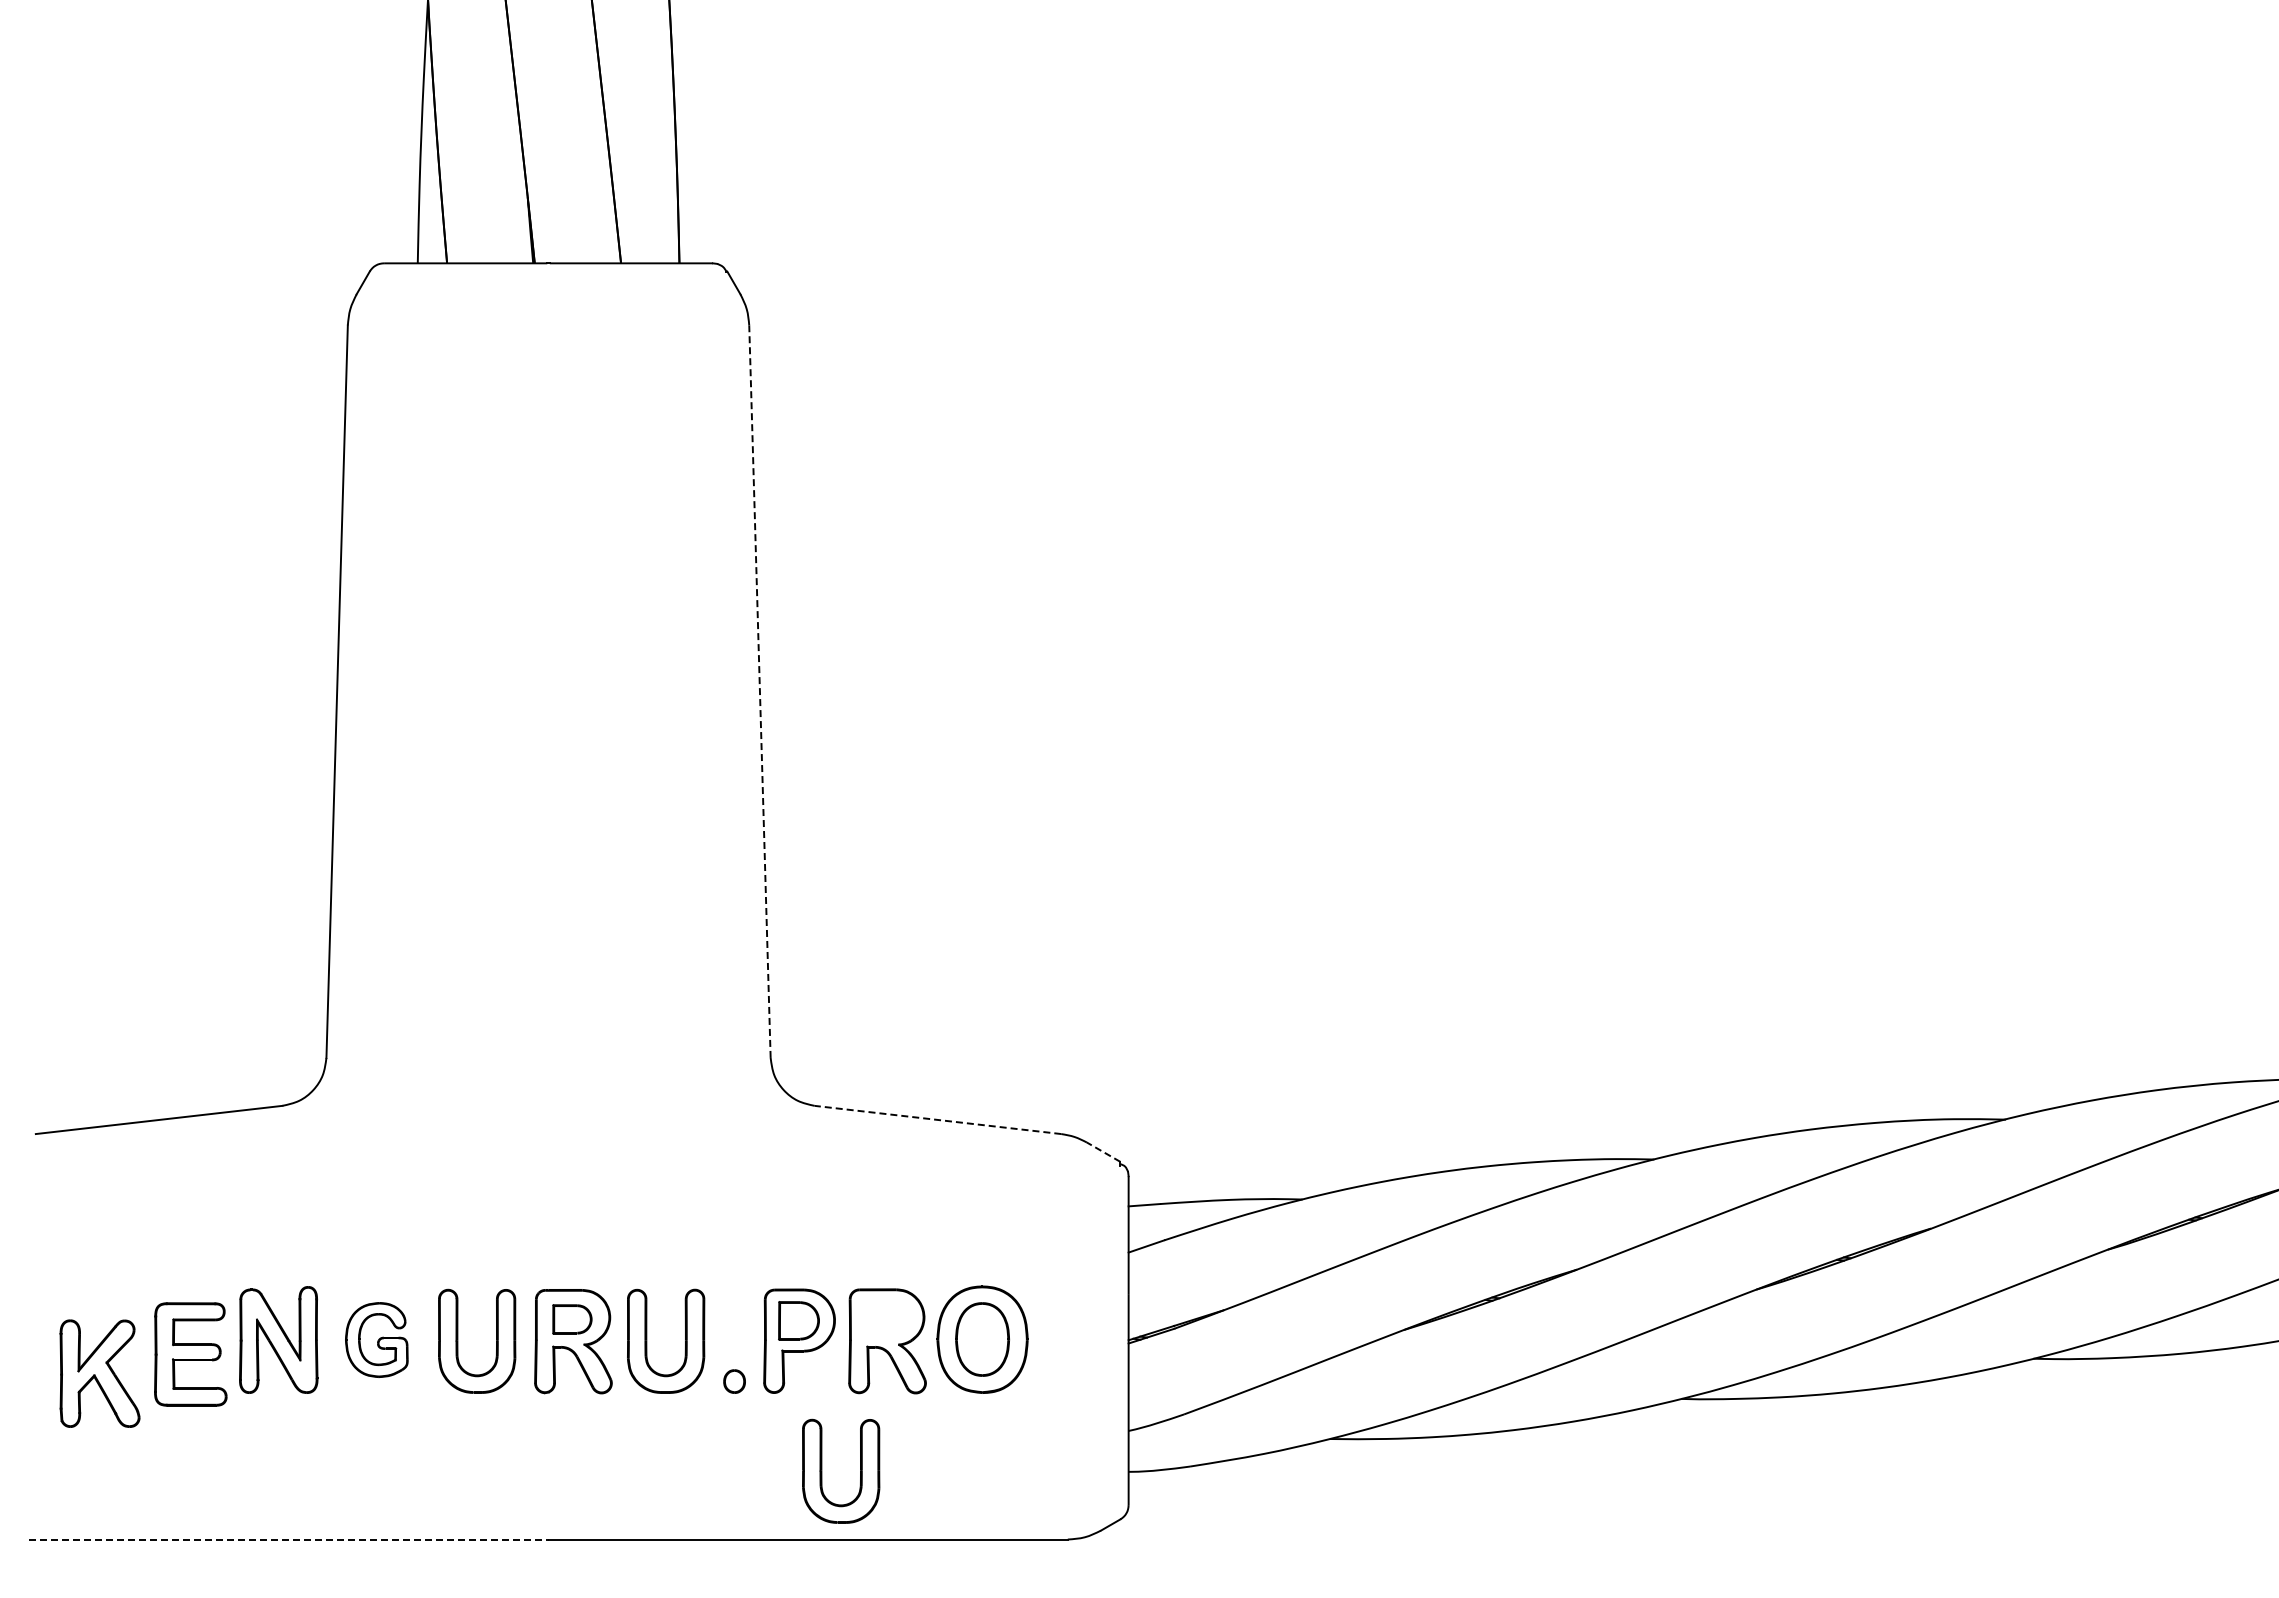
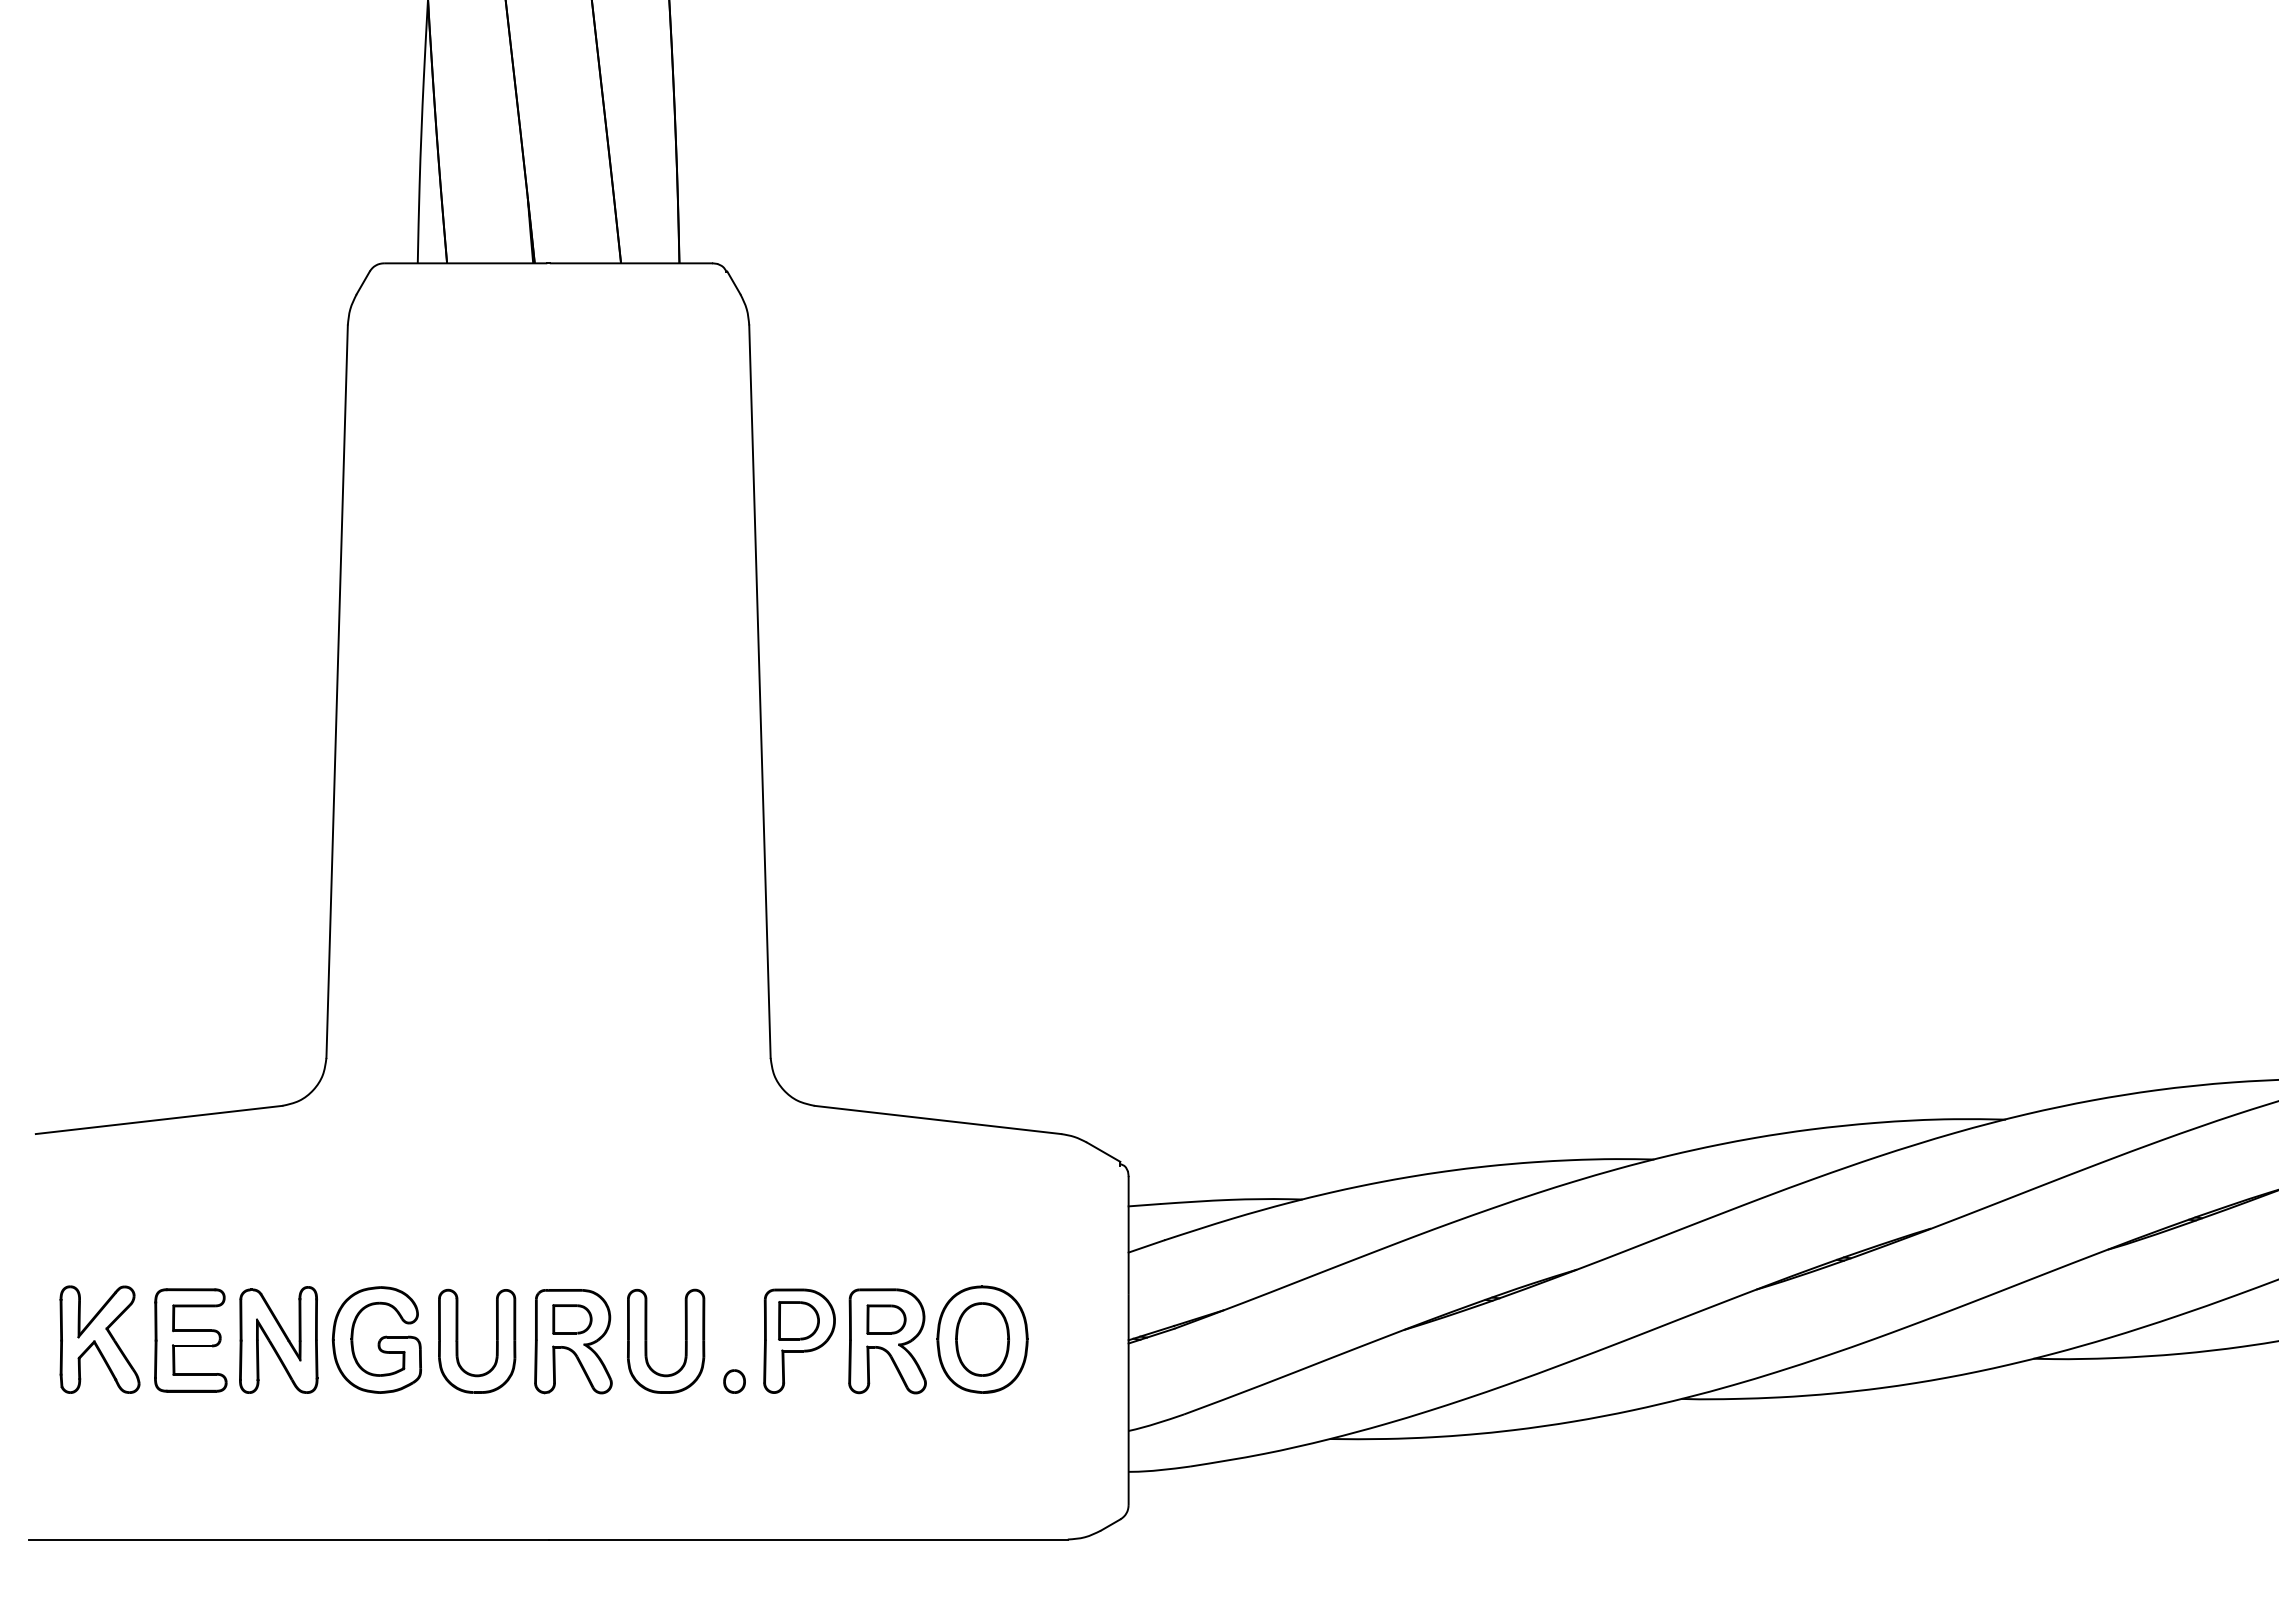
line: dashed -> solid (759, 691)
line: dashed -> solid (937, 1119)
line: dashed -> solid (1103, 1151)
part: none -> present (886, 1319)
part size: 64x76 px -> 91x108 px (376, 1339)
part position: (190, 1354) -> (190, 1340) (190, 1340)
part position: (99, 1373) -> (99, 1339) (99, 1339)
part: present -> none (822, 1470)
line: dashed -> solid (288, 1539)
